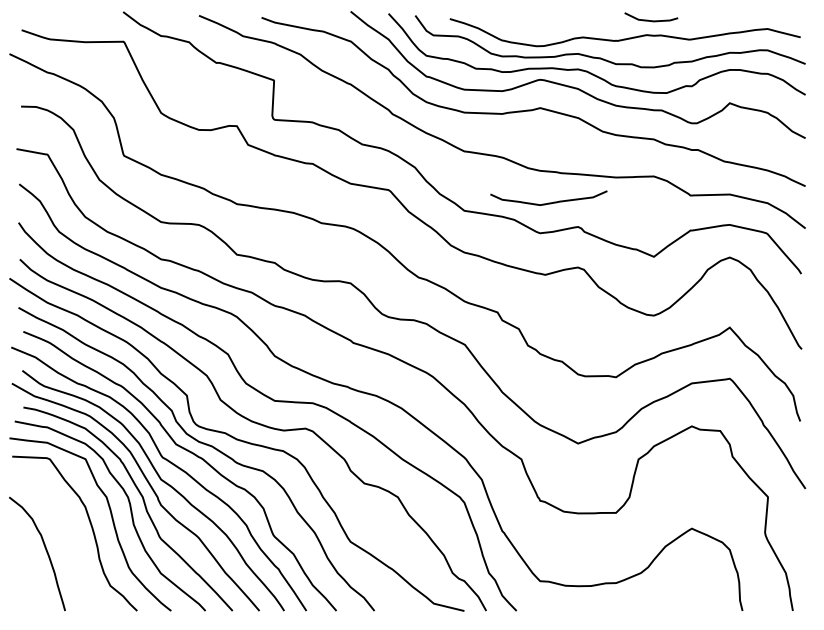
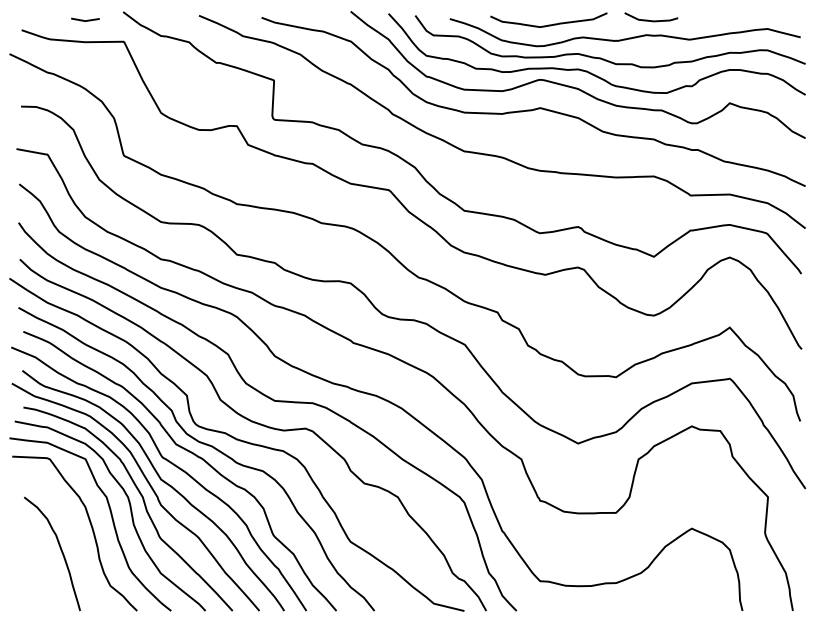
line: none -> present (85, 20)
curve position: (548, 202) -> (548, 24) (548, 24)
curve position: (45, 550) -> (60, 550) (60, 550)
